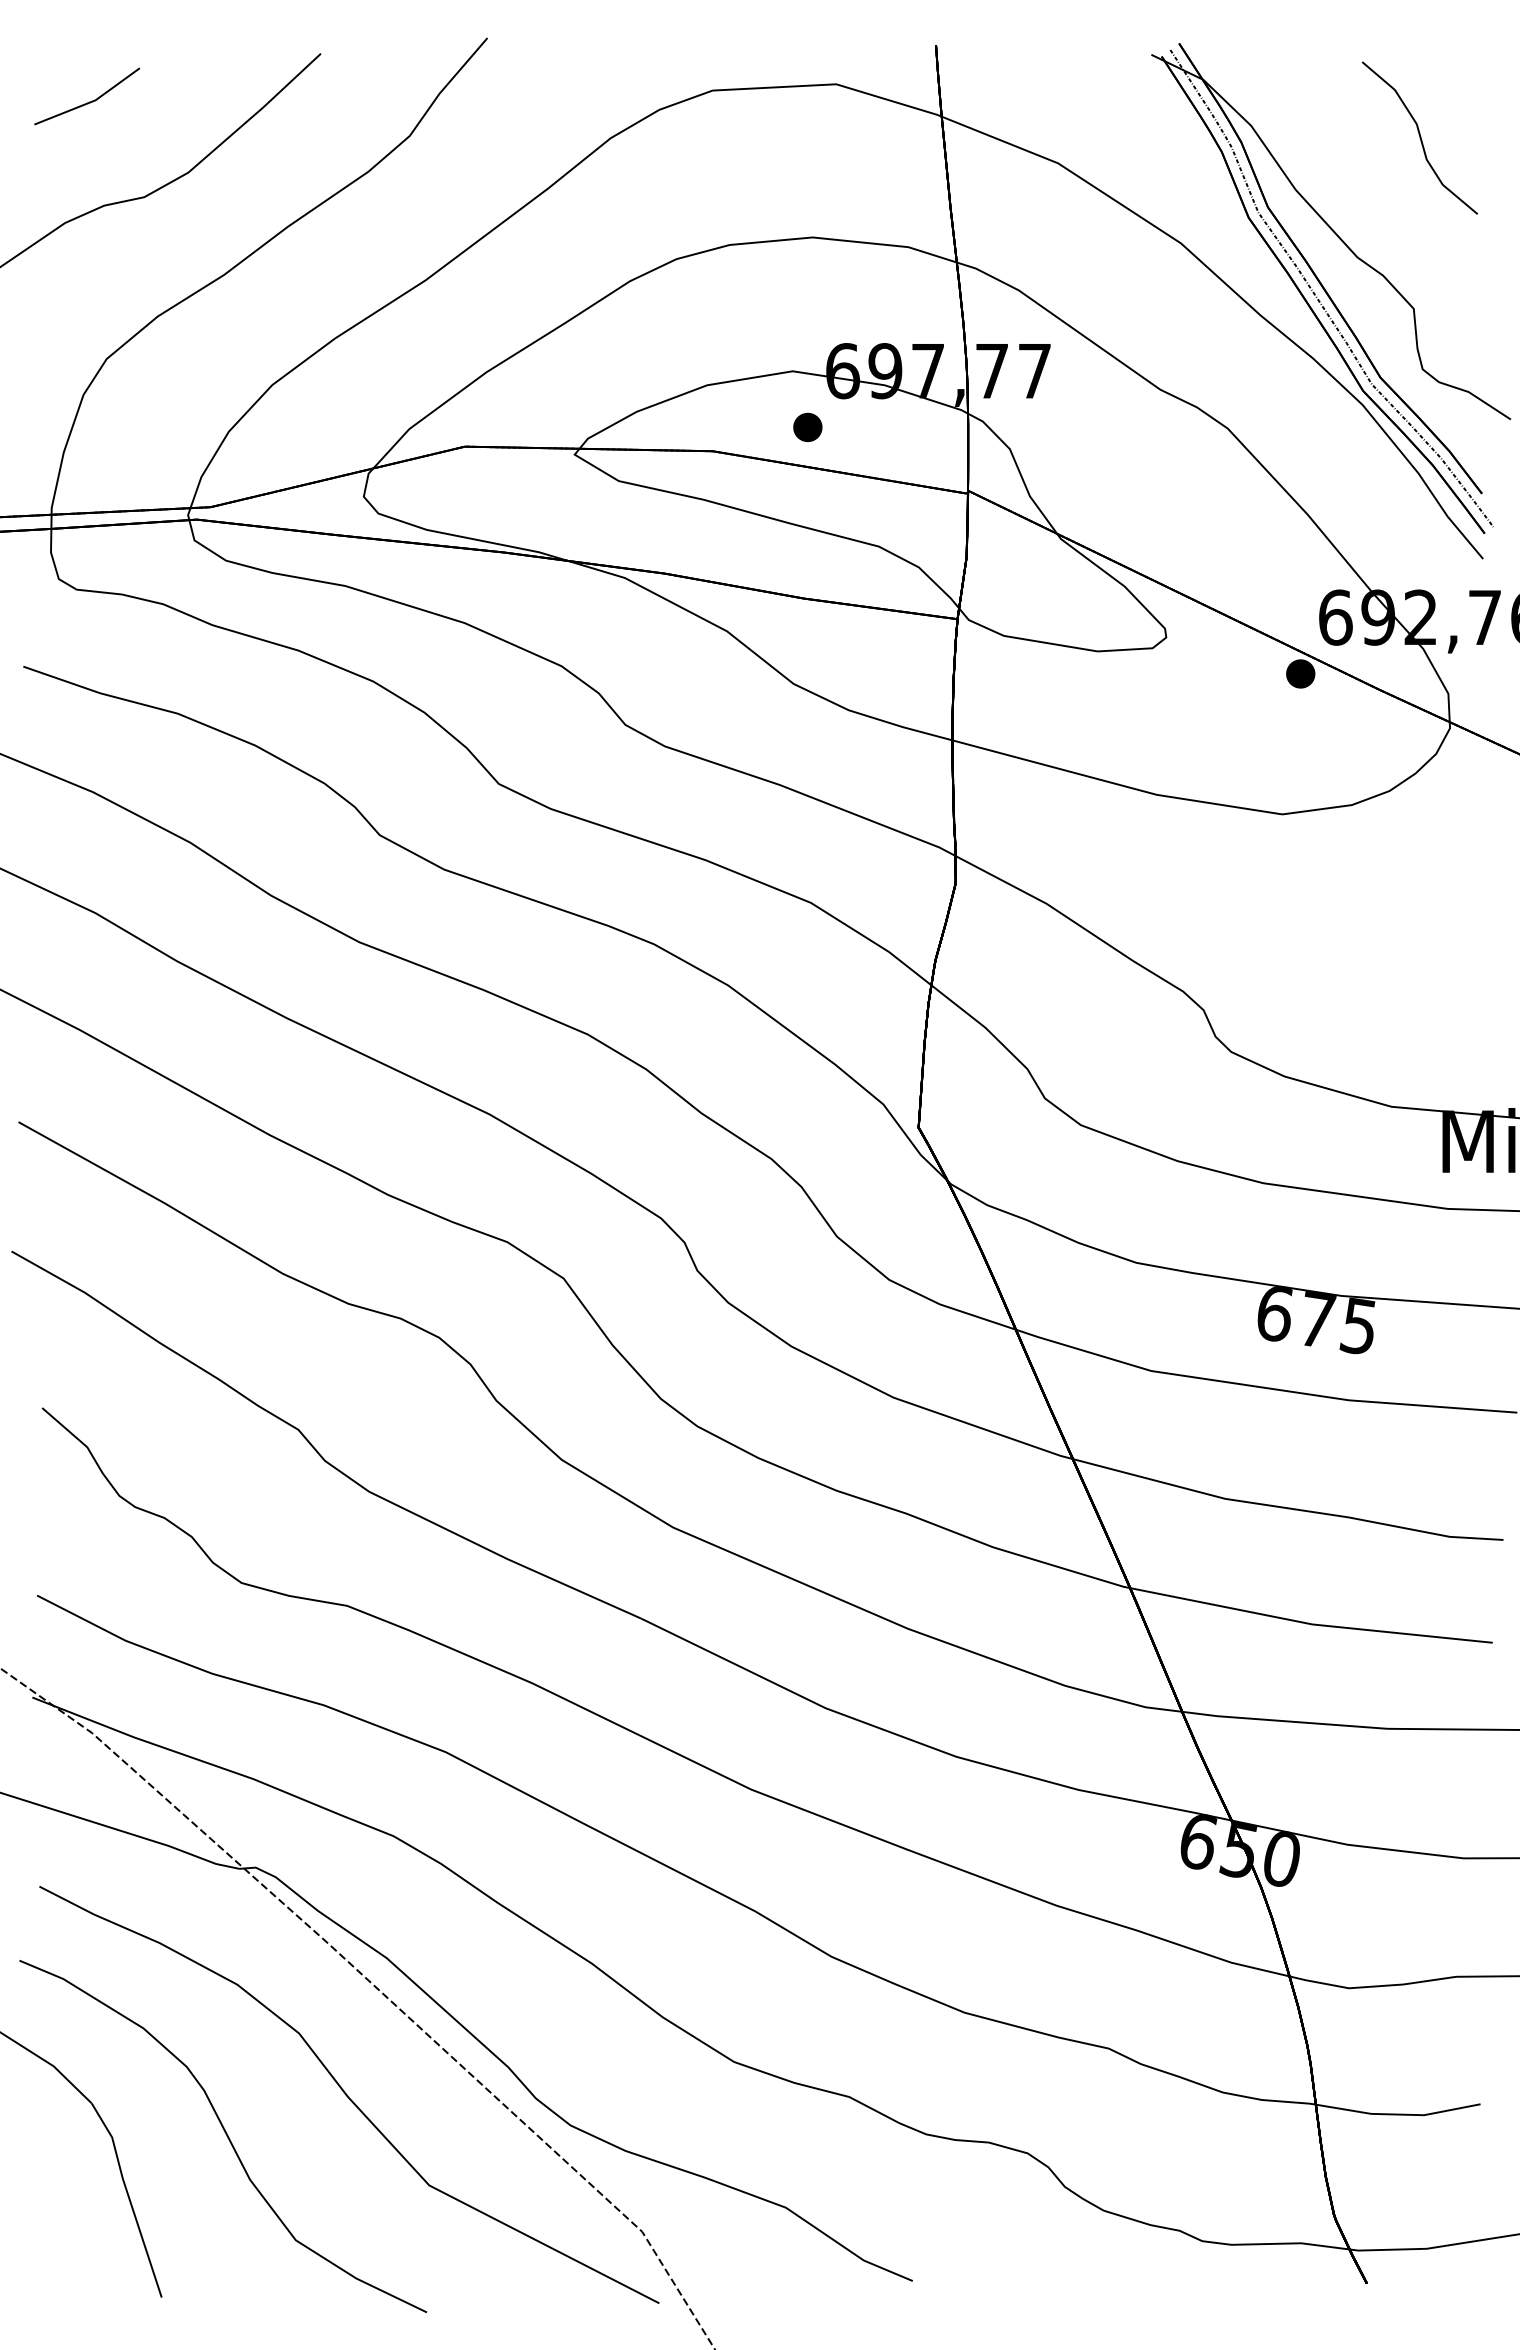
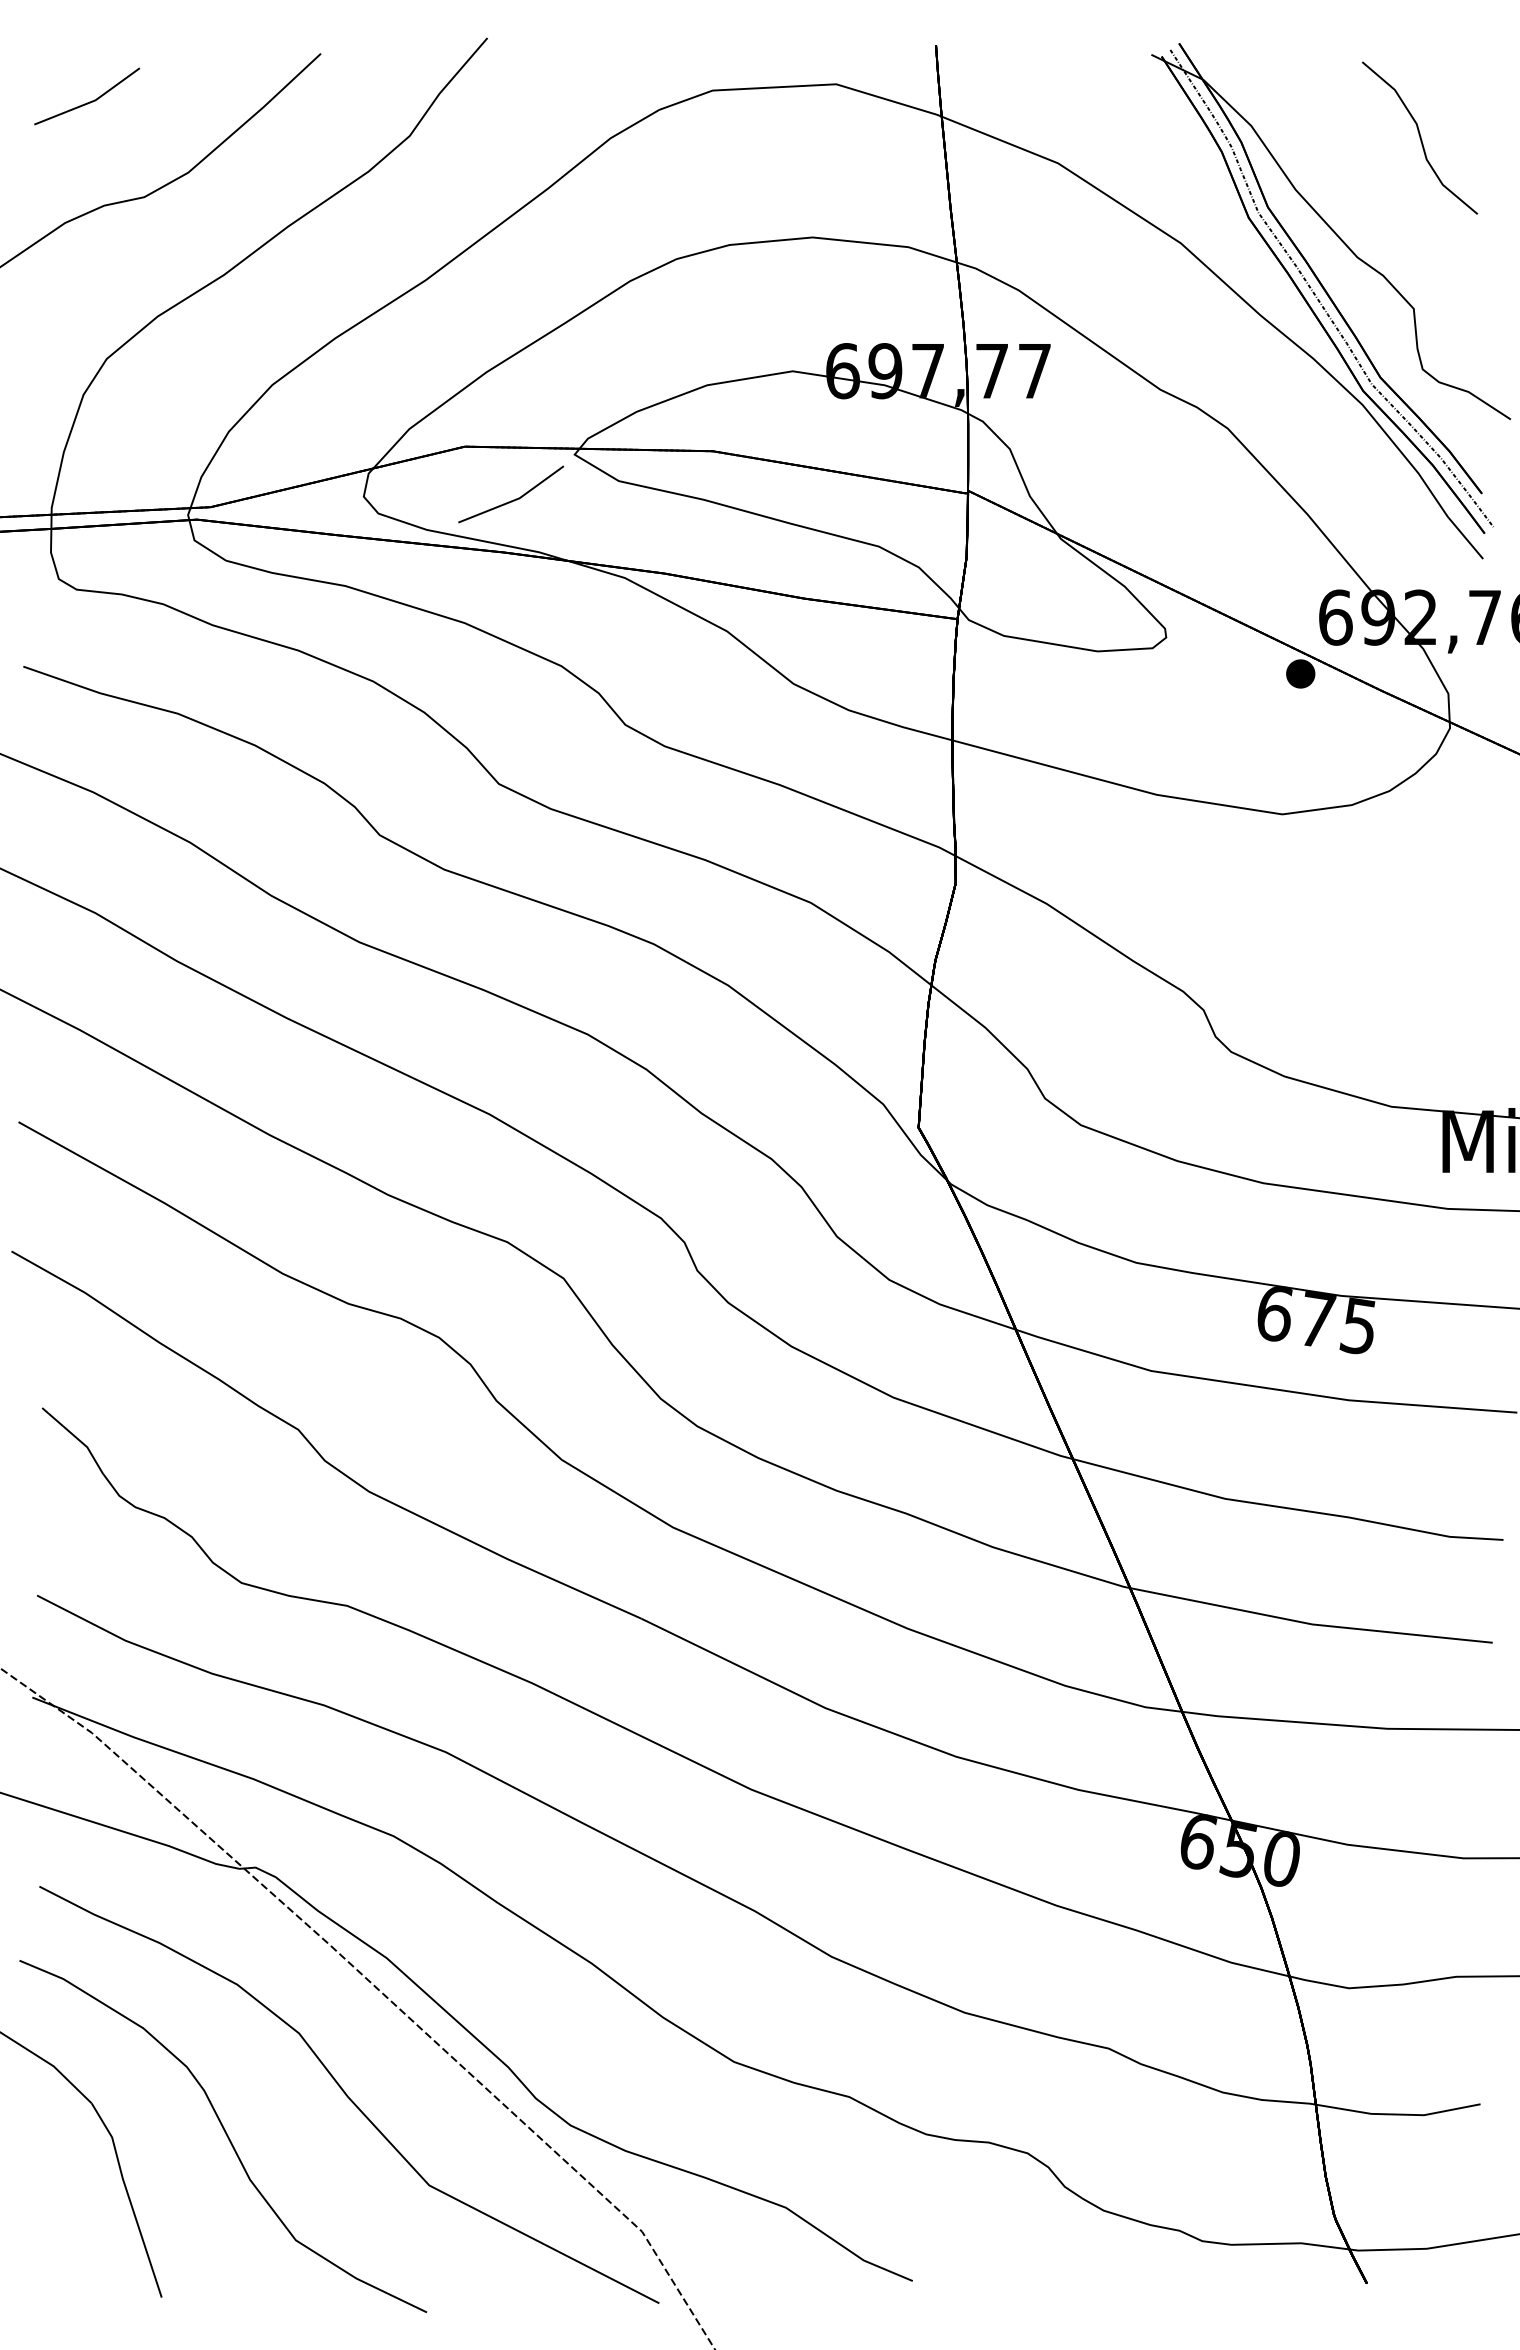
part: present -> none (807, 426)
line: none -> present (513, 499)
